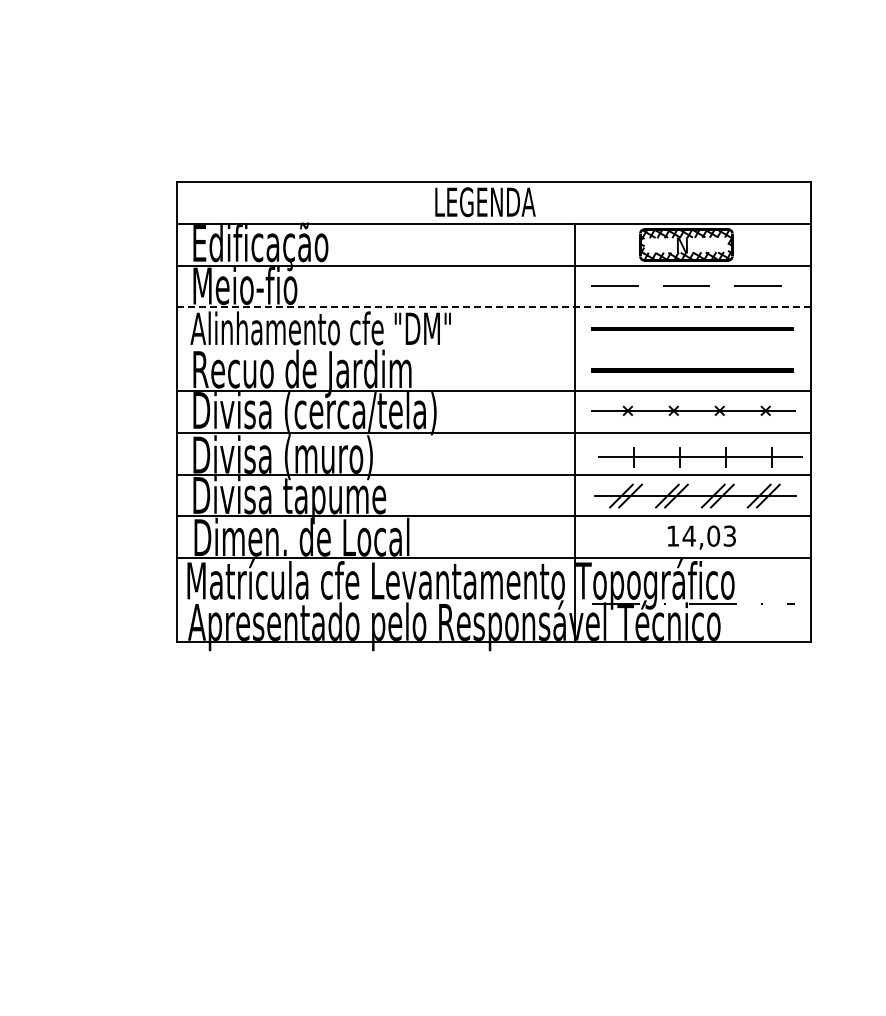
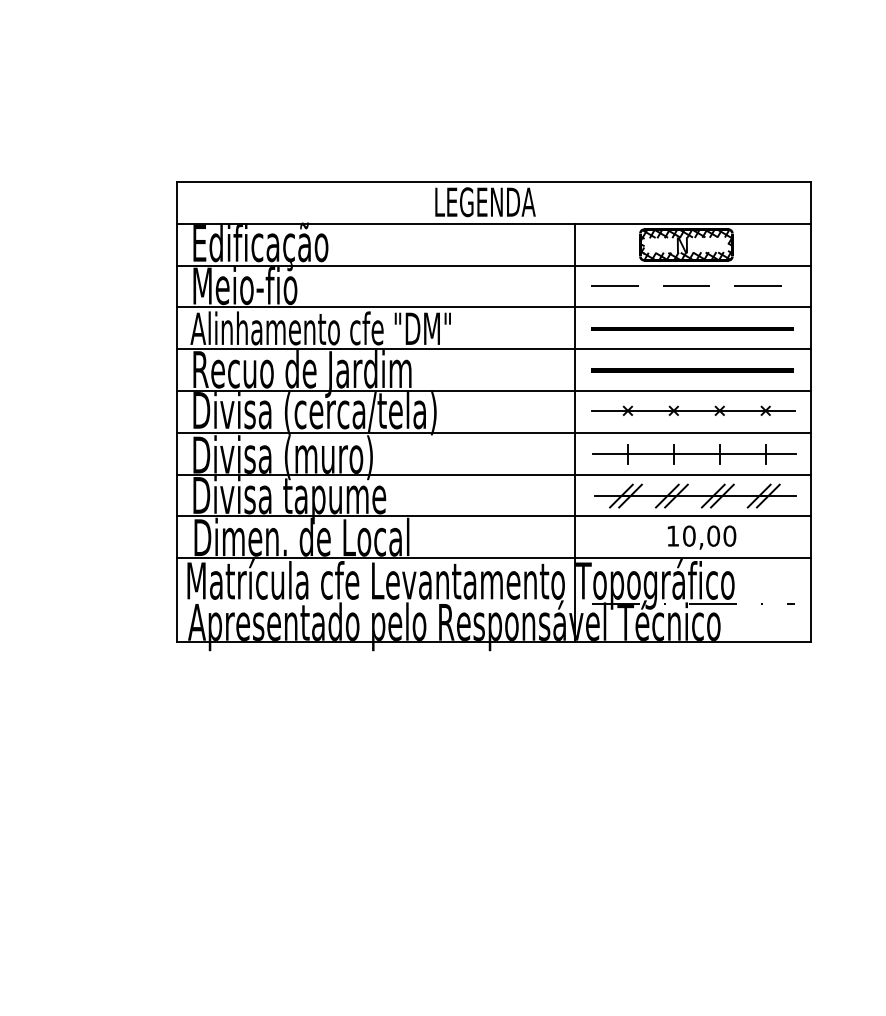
line: dashed -> solid (494, 307)
line: none -> present (493, 349)
part position: (700, 457) -> (694, 454) (694, 454)
text: 14,03 -> 10,00 (709, 535)
